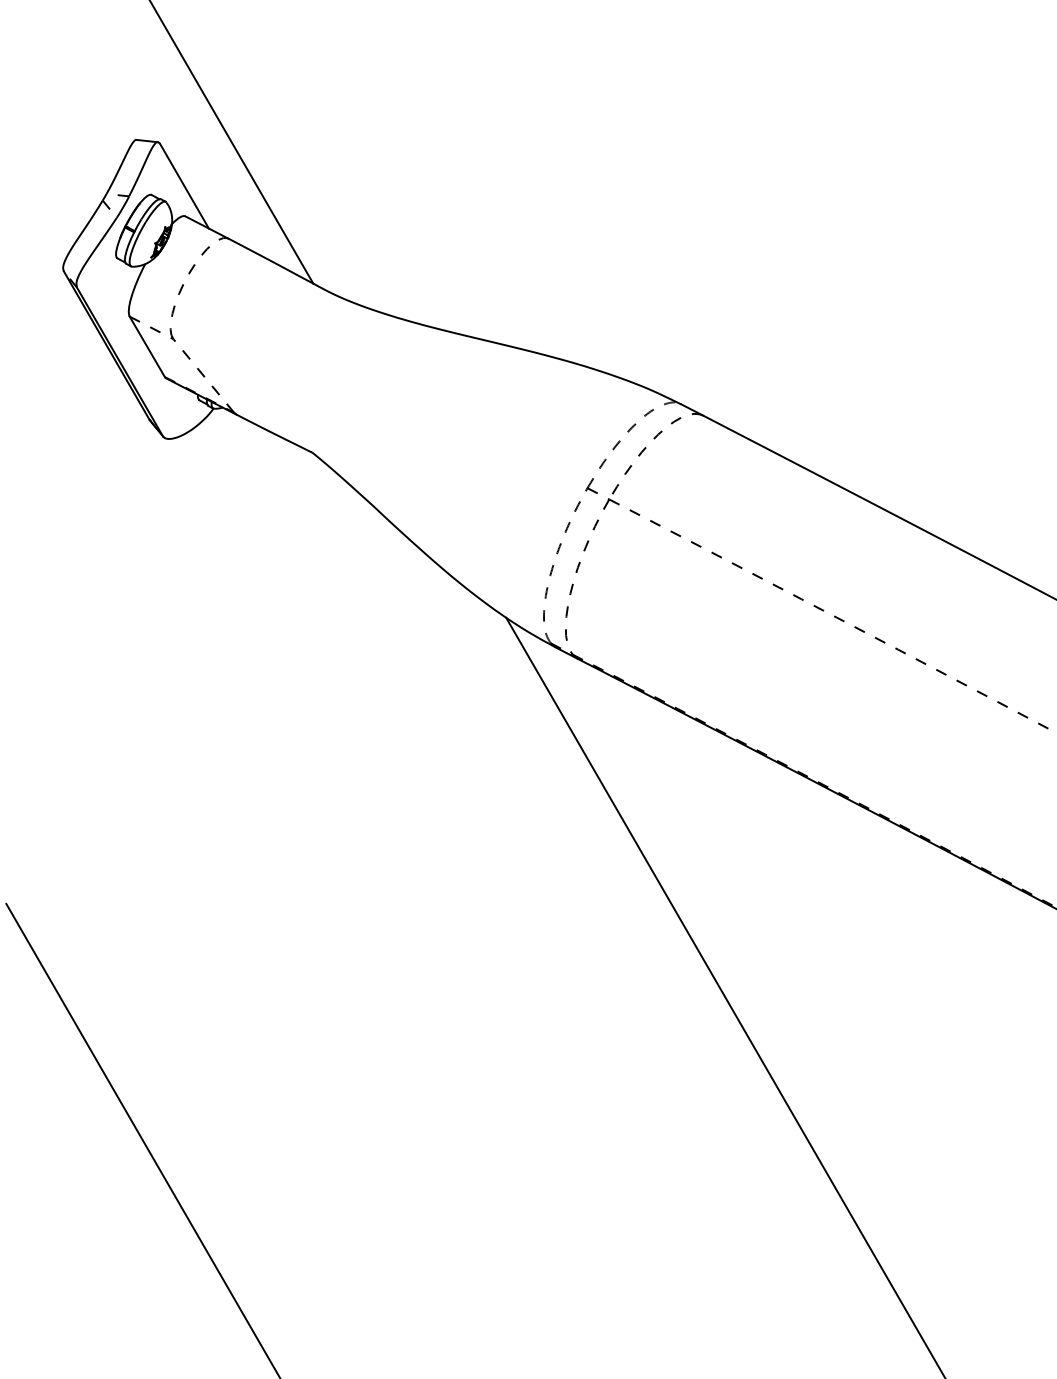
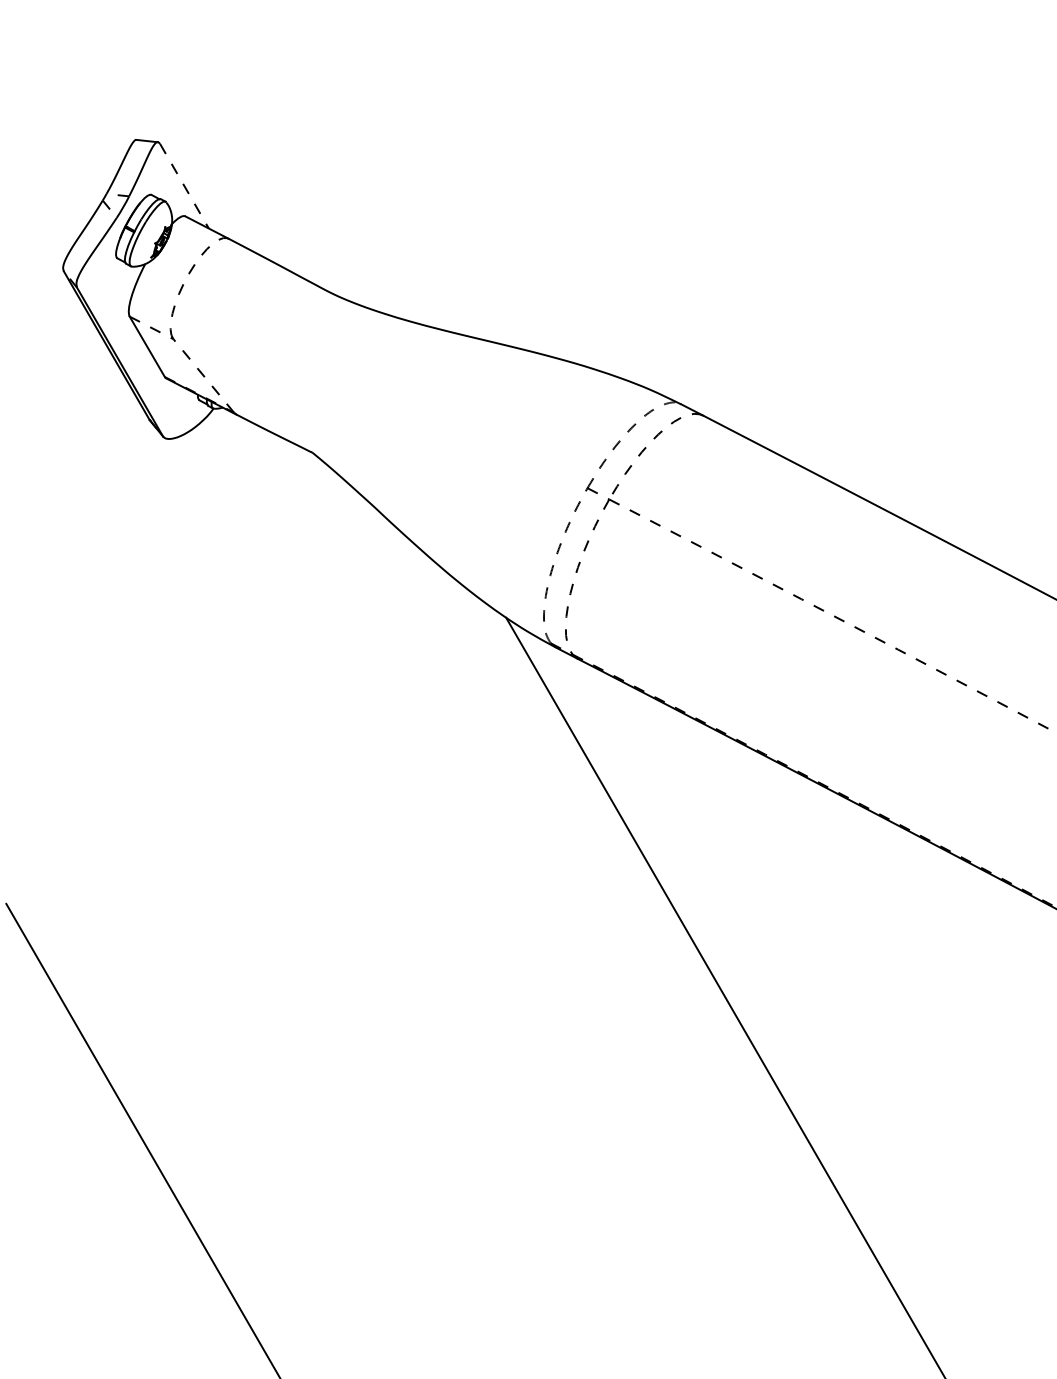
line: present -> none (231, 142)
line: solid -> dashed (184, 186)
